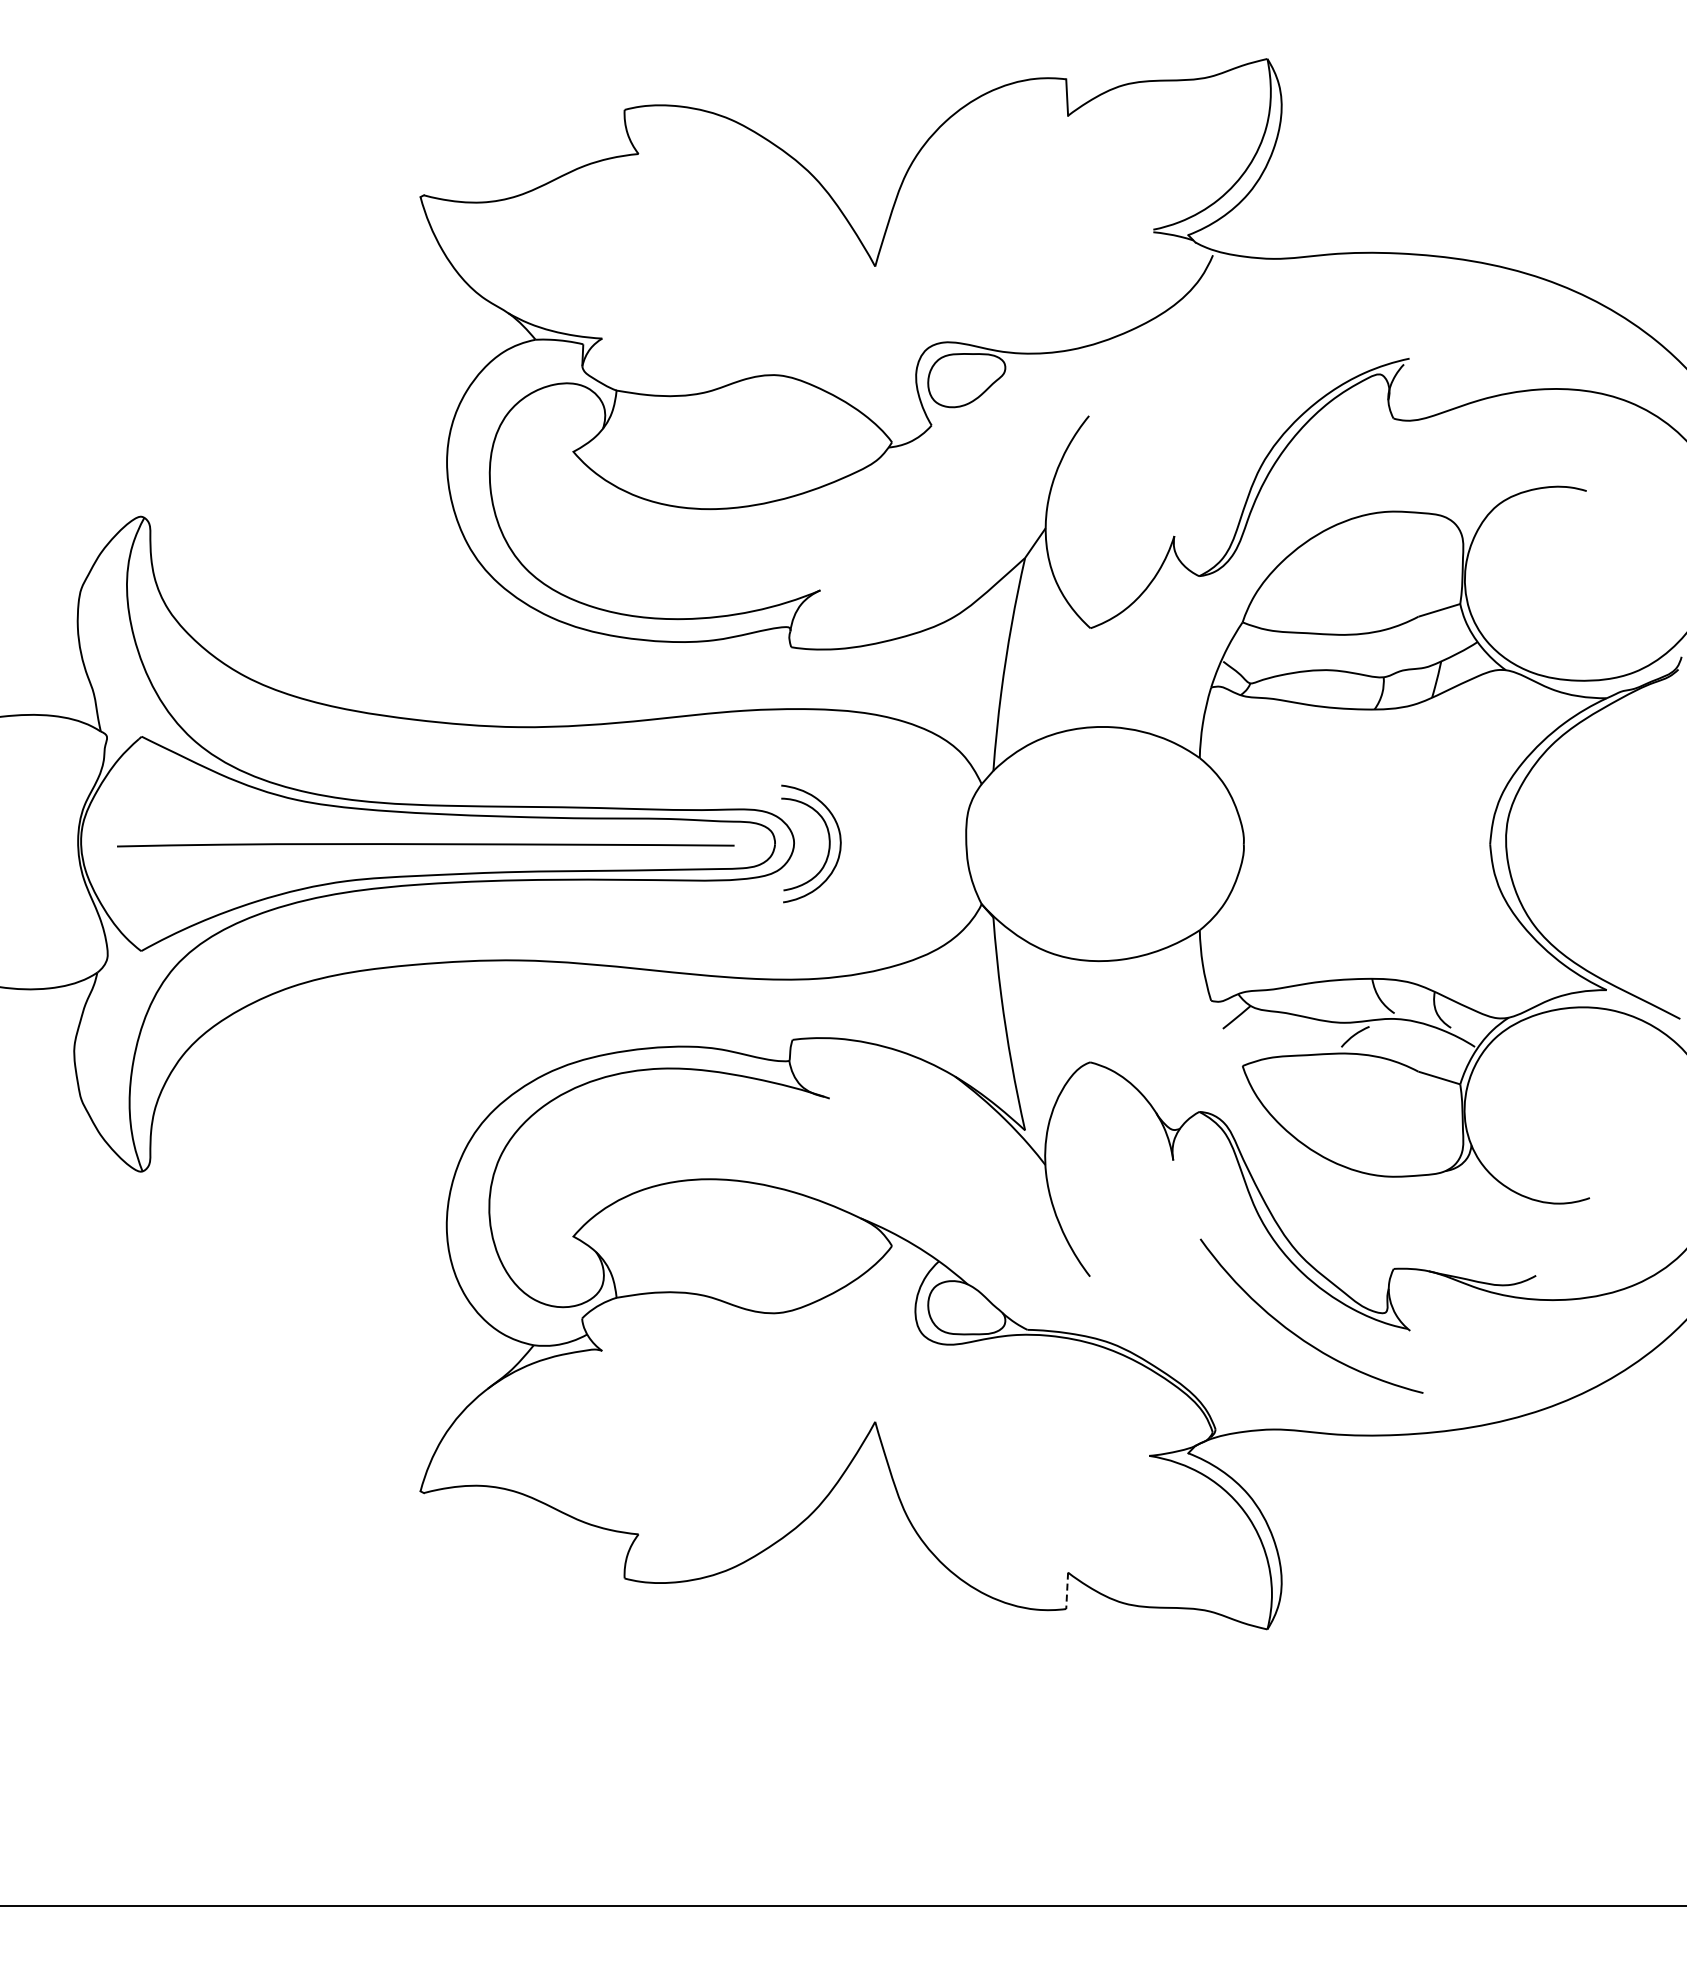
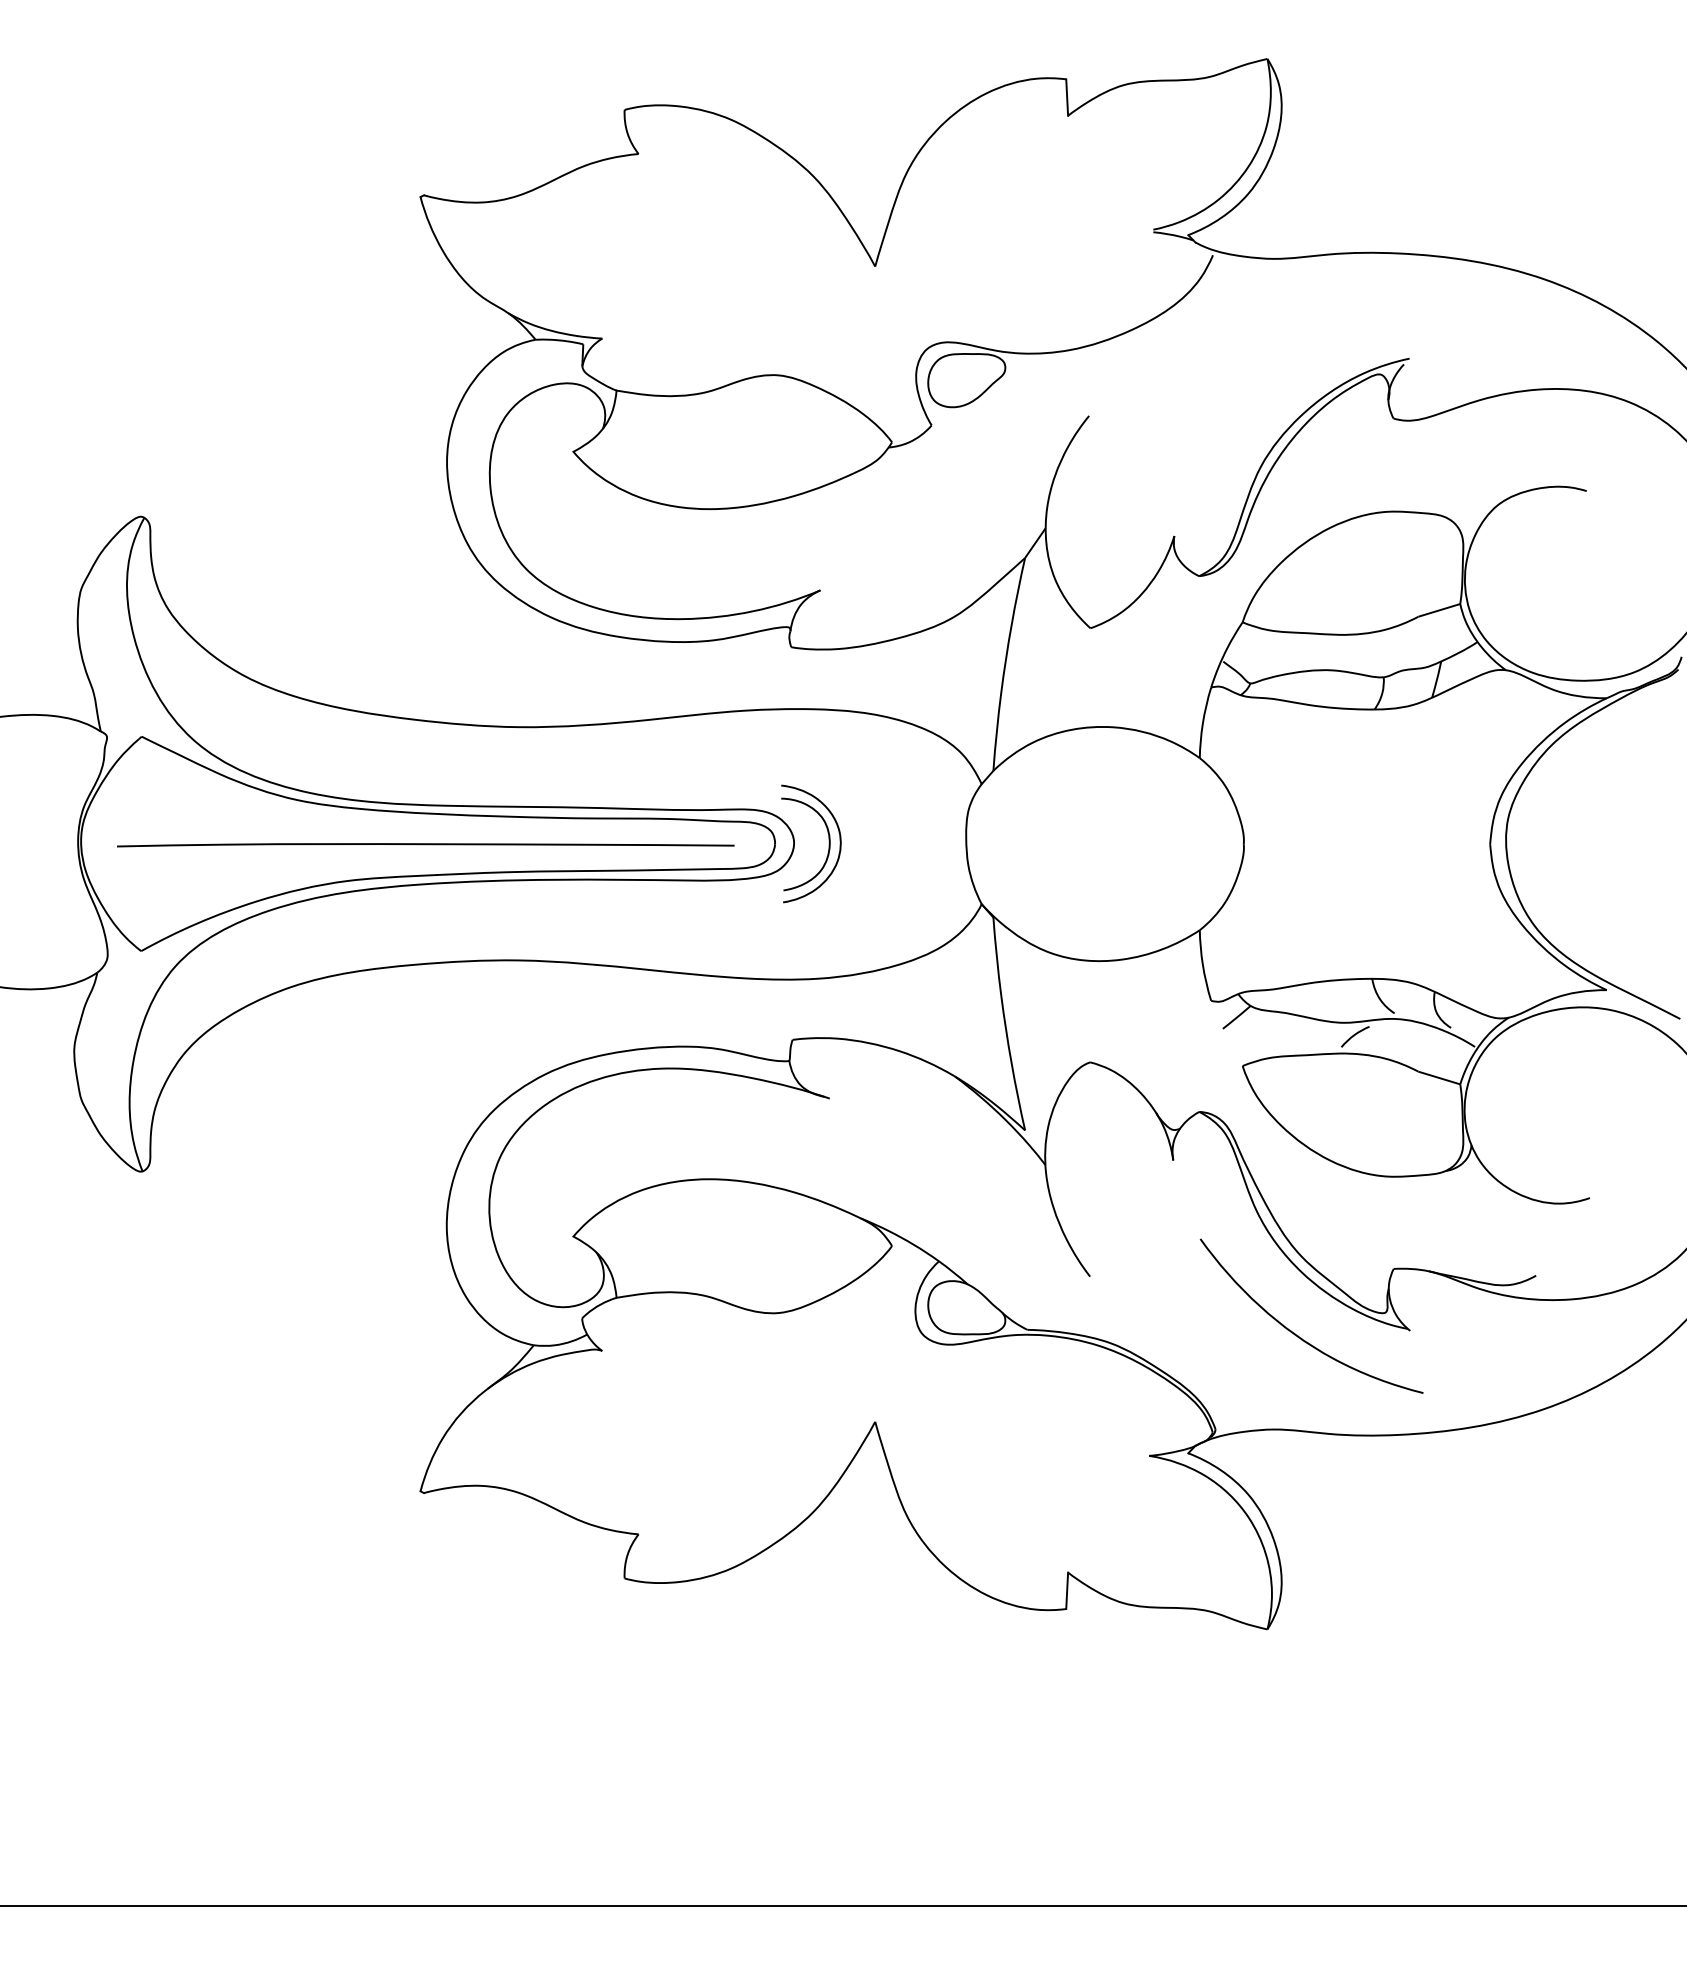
line: dashed -> solid (1067, 1591)
